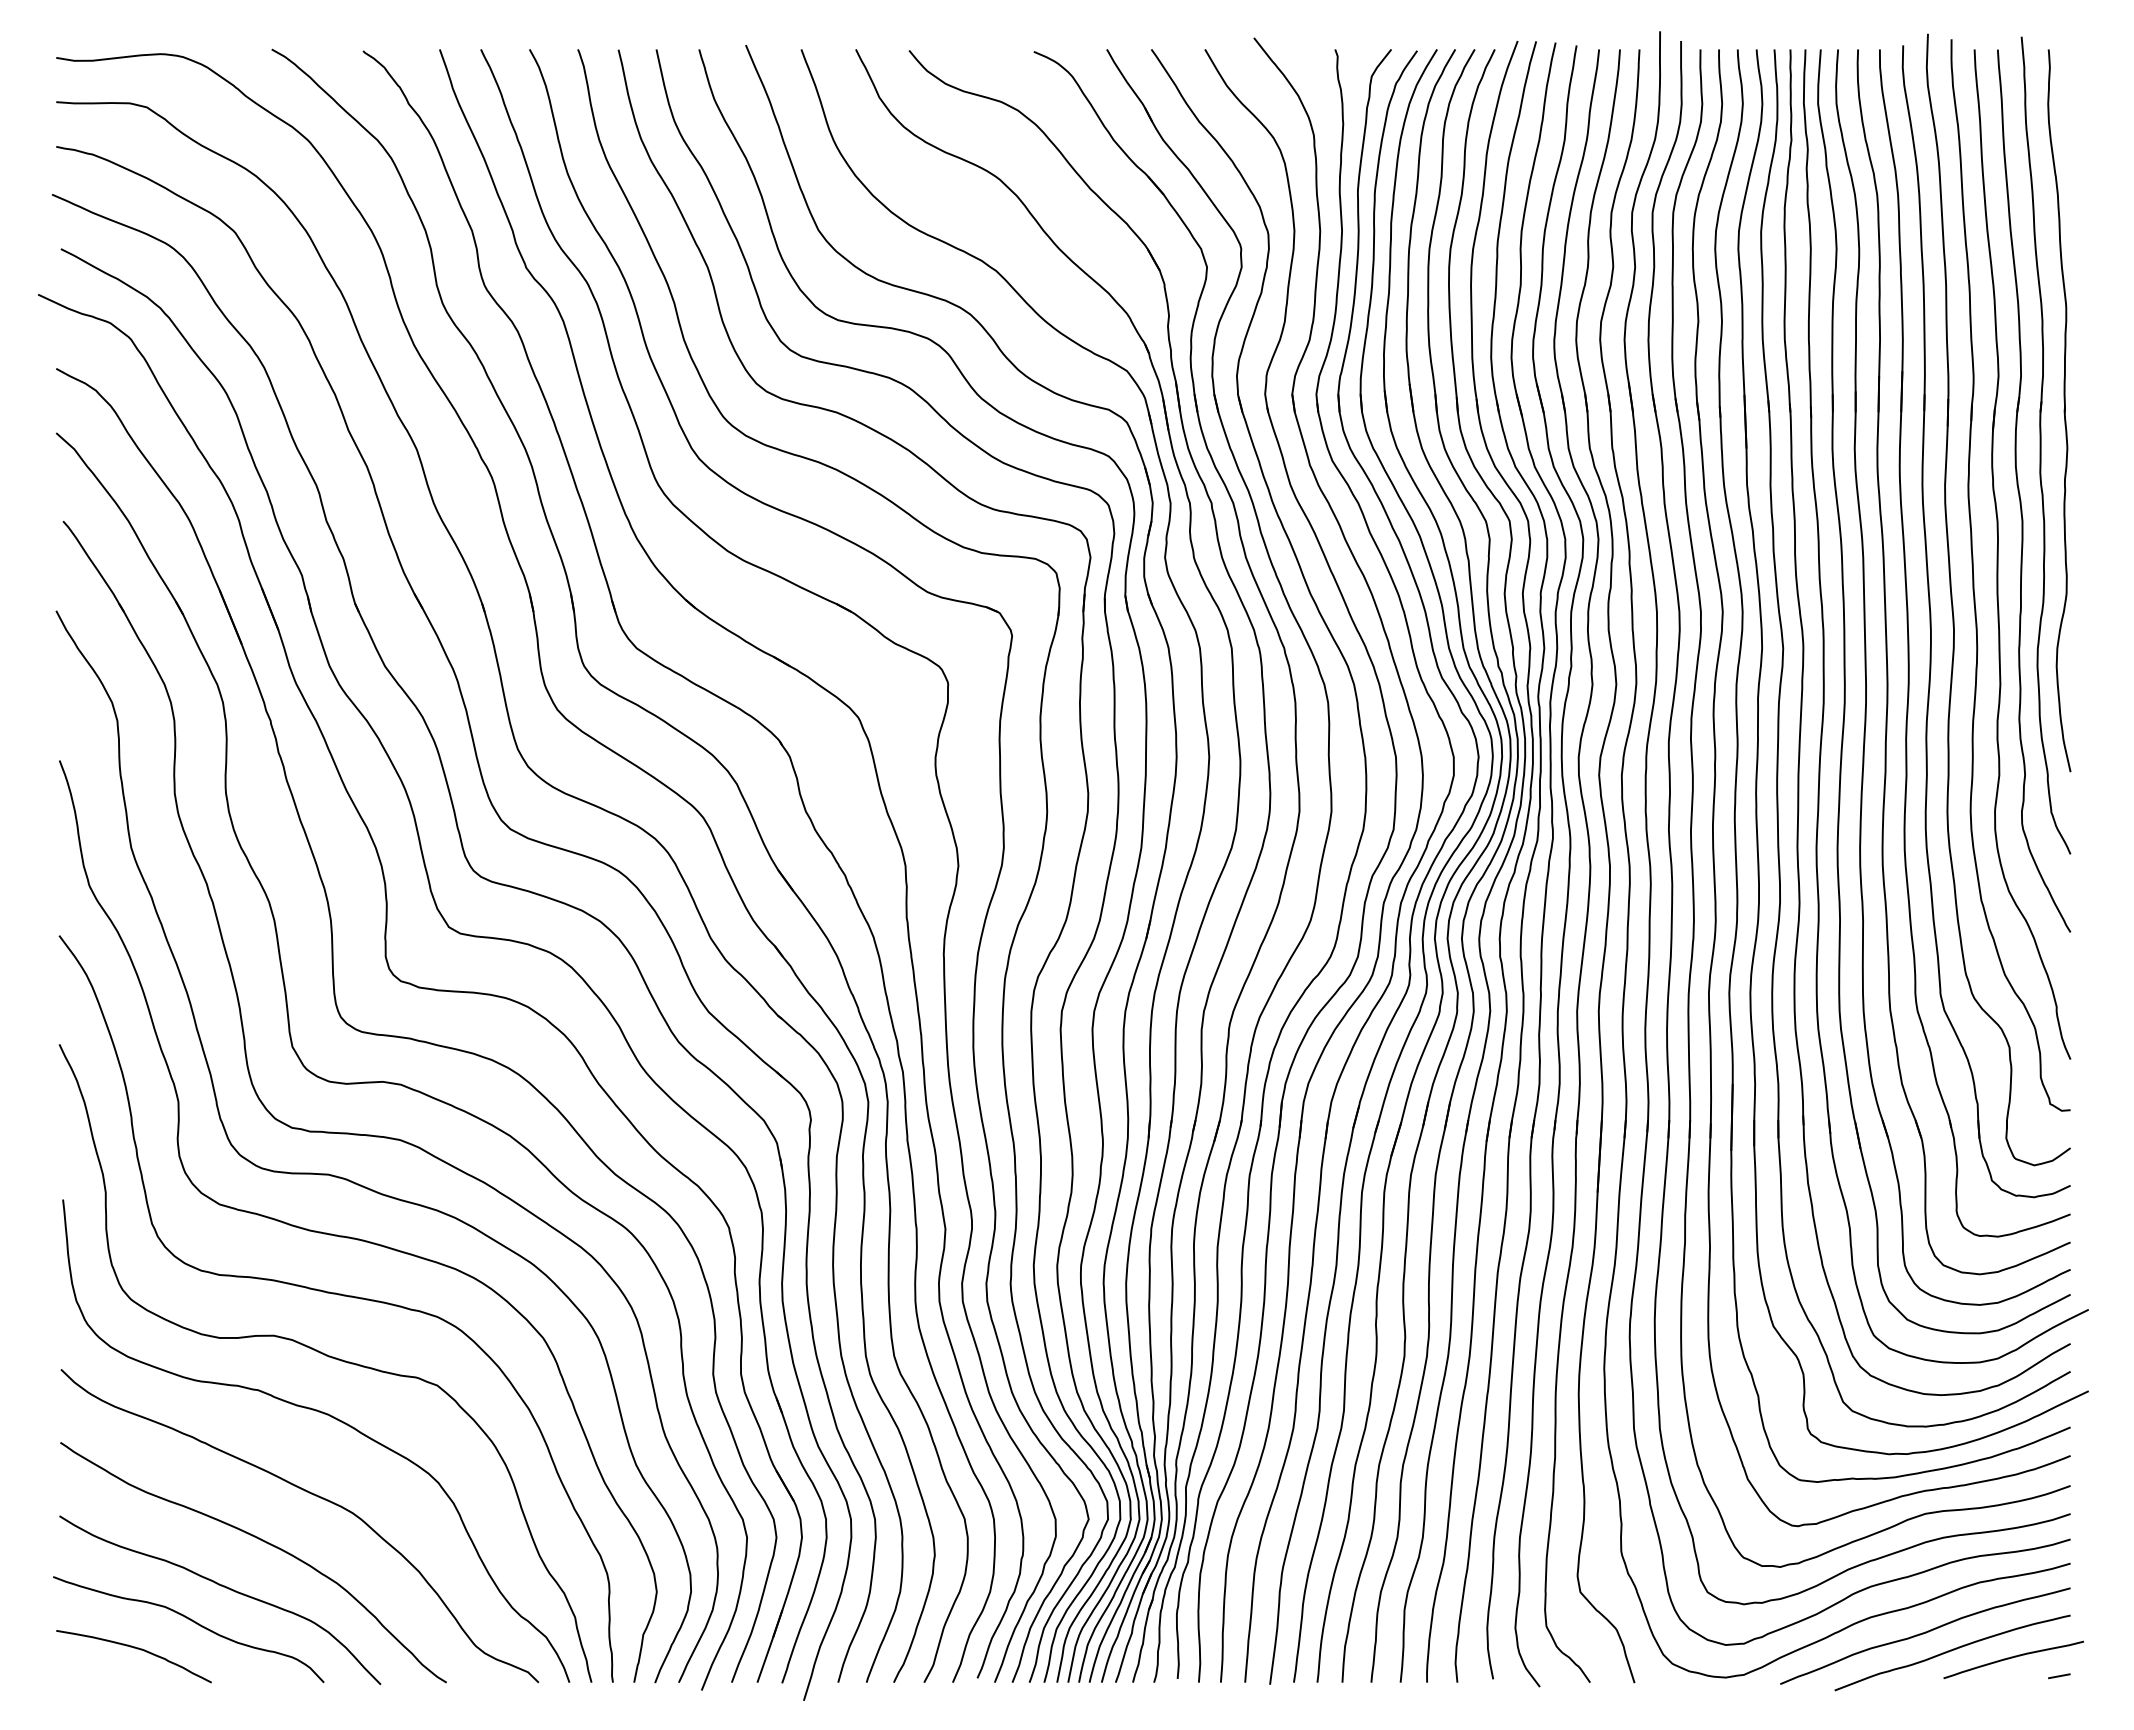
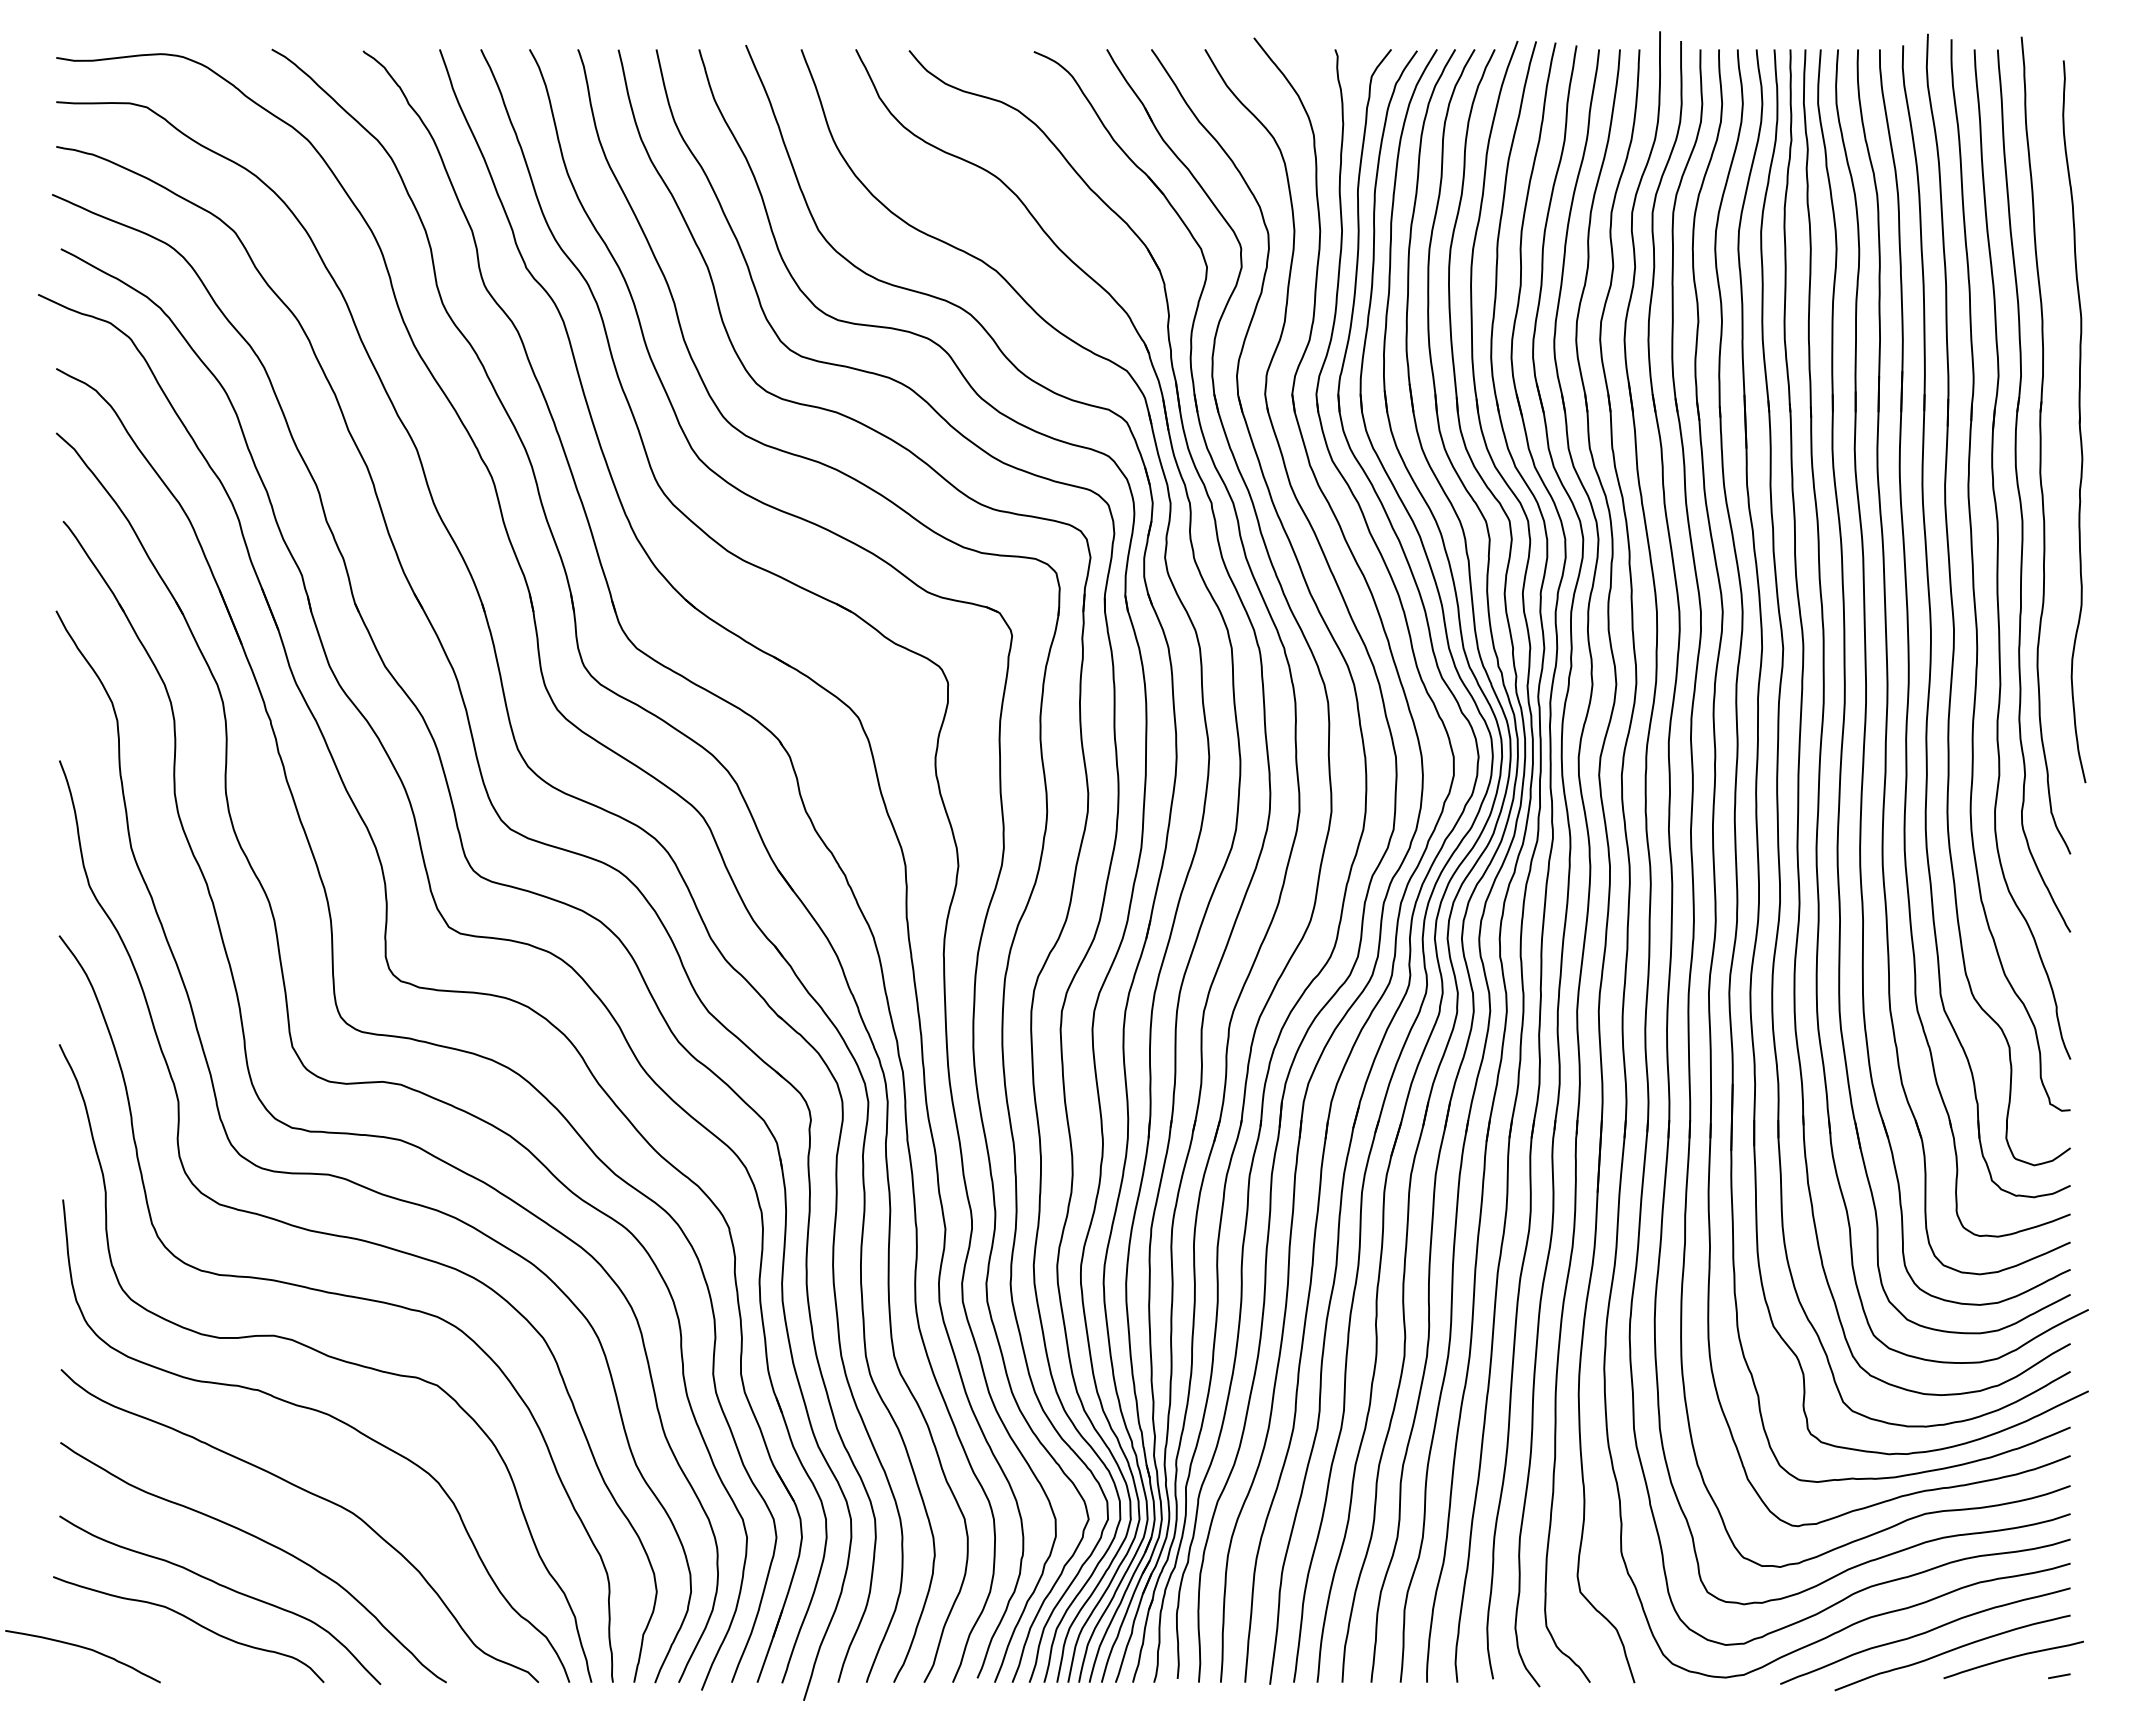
part position: (2059, 410) -> (2074, 421) (2074, 421)
curve position: (133, 1648) -> (82, 1648) (82, 1648)
